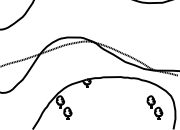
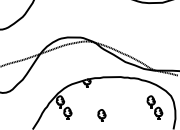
part: none -> present (101, 115)
